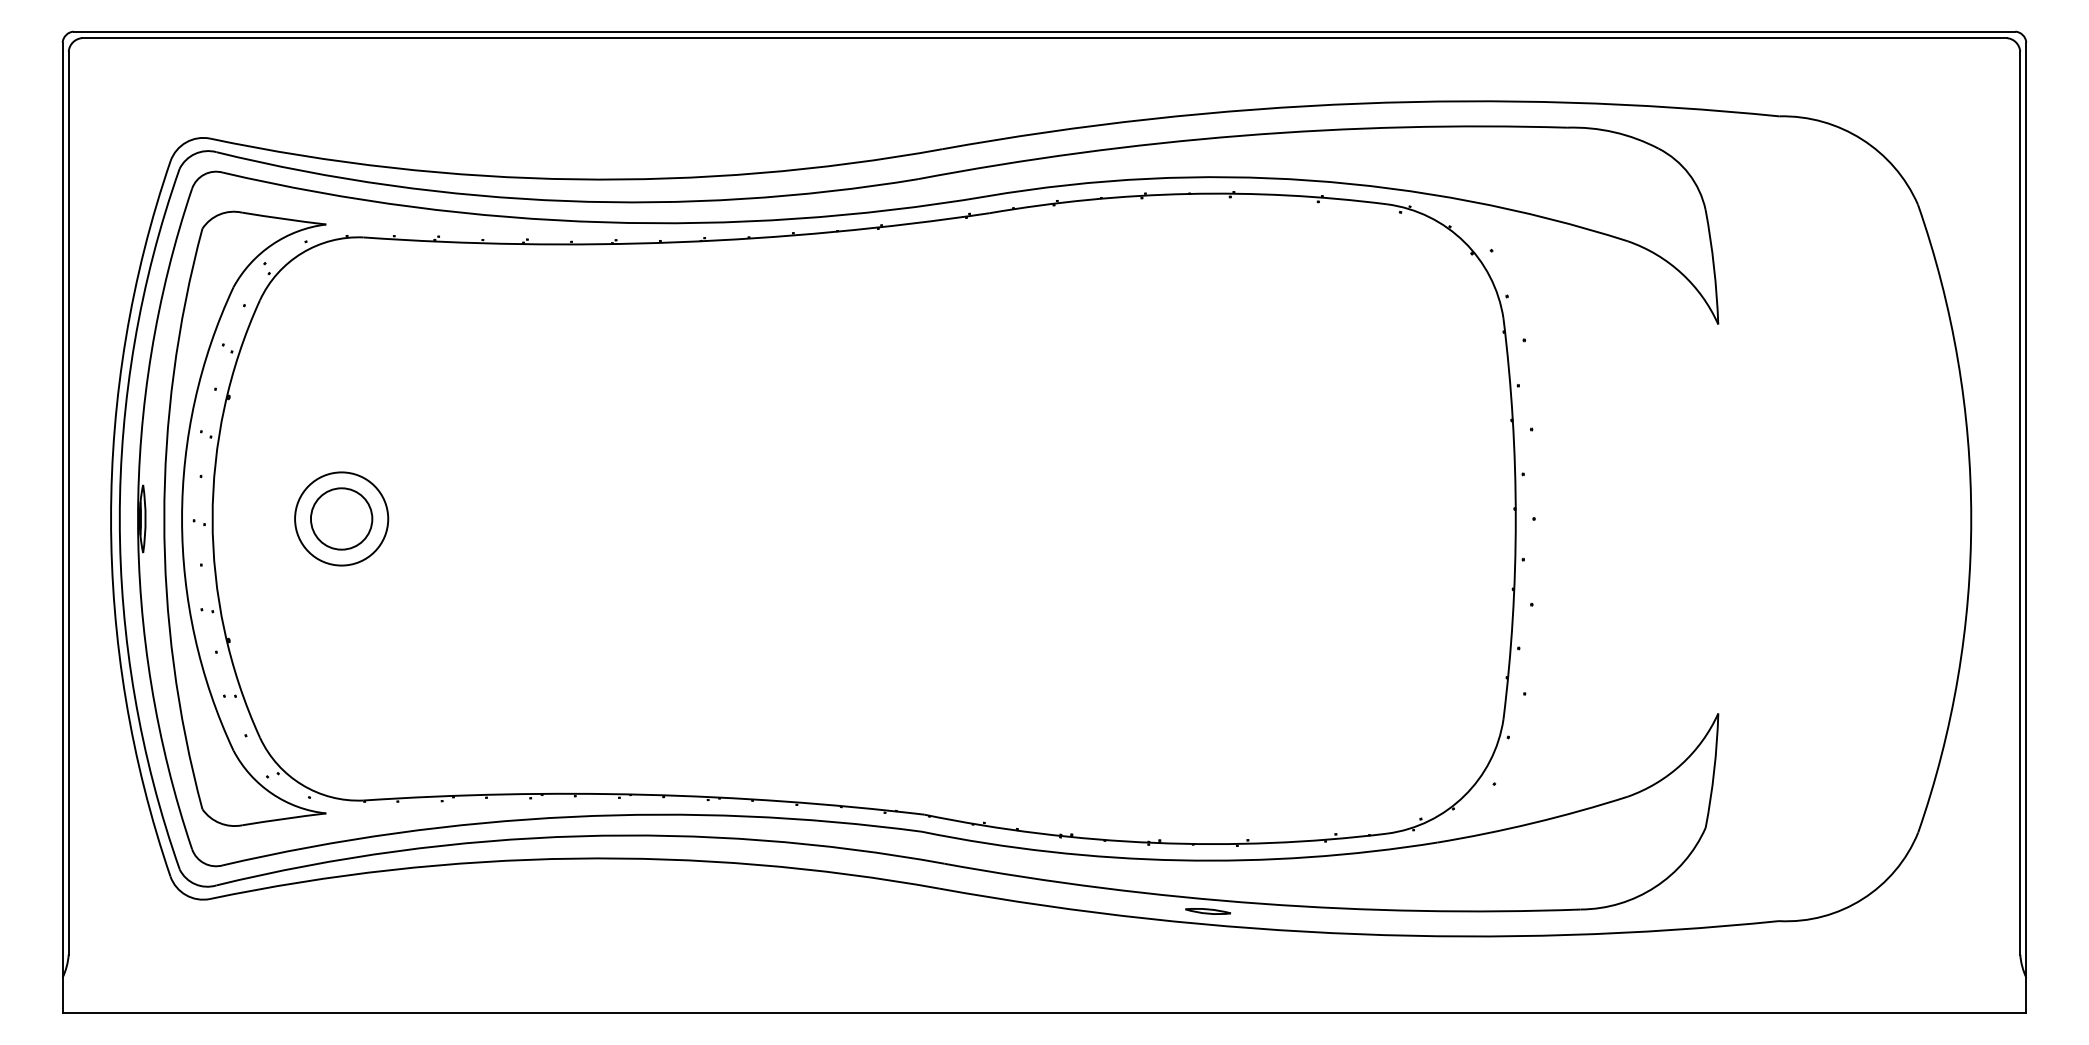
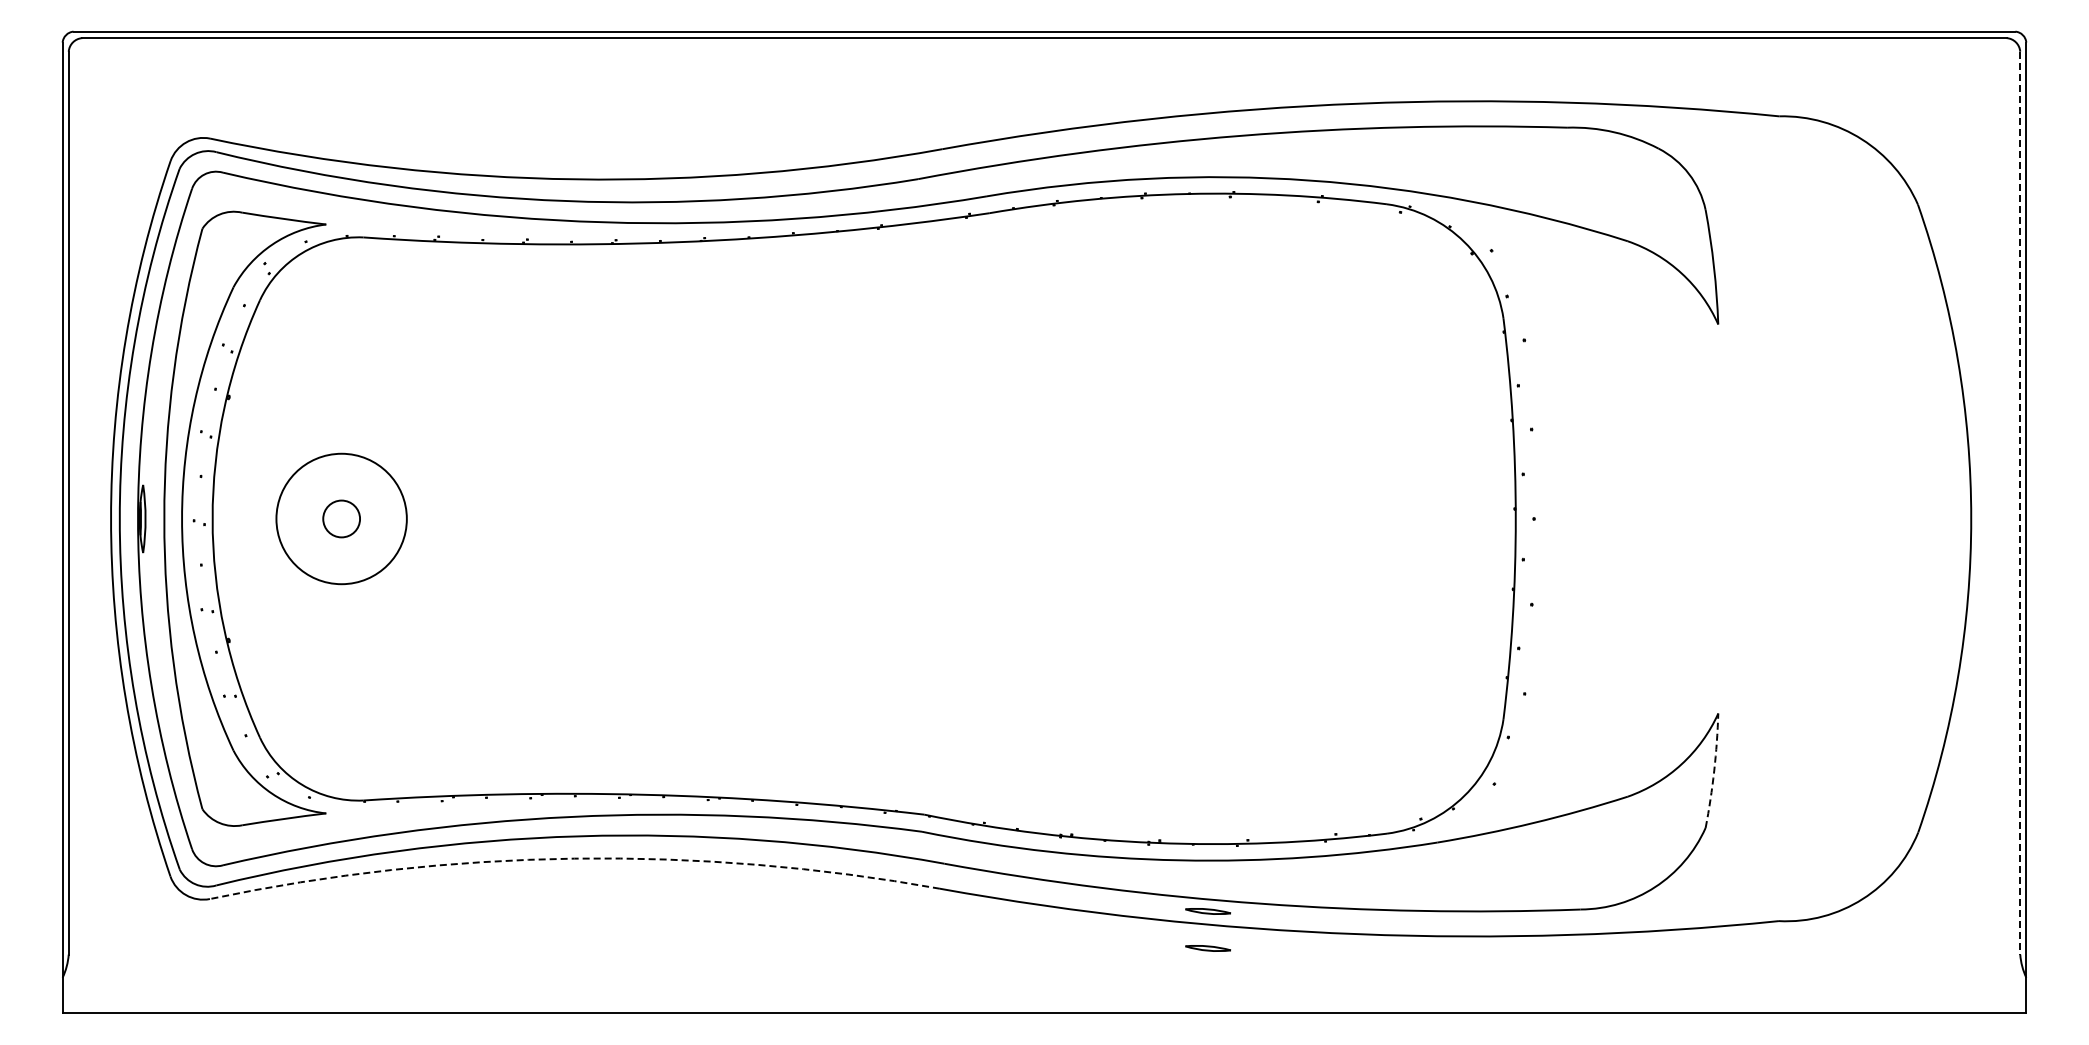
line: solid -> dashed (2020, 503)
circle diameter: 61 px -> 37 px (341, 518)
circle diameter: 93 px -> 130 px (341, 518)
arc: solid -> dashed (1714, 770)
arc: solid -> dashed (574, 858)
part: none -> present (1207, 948)
